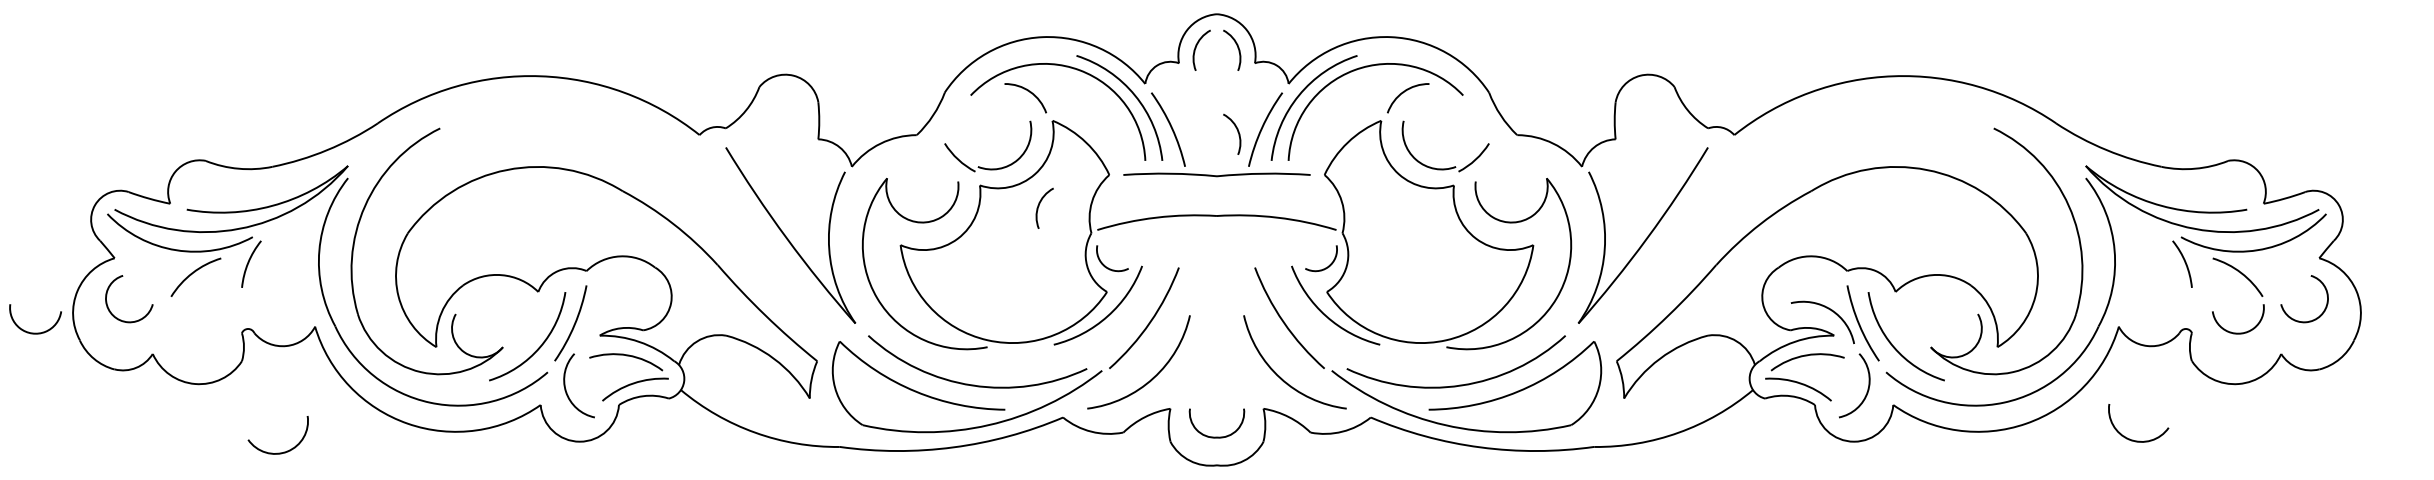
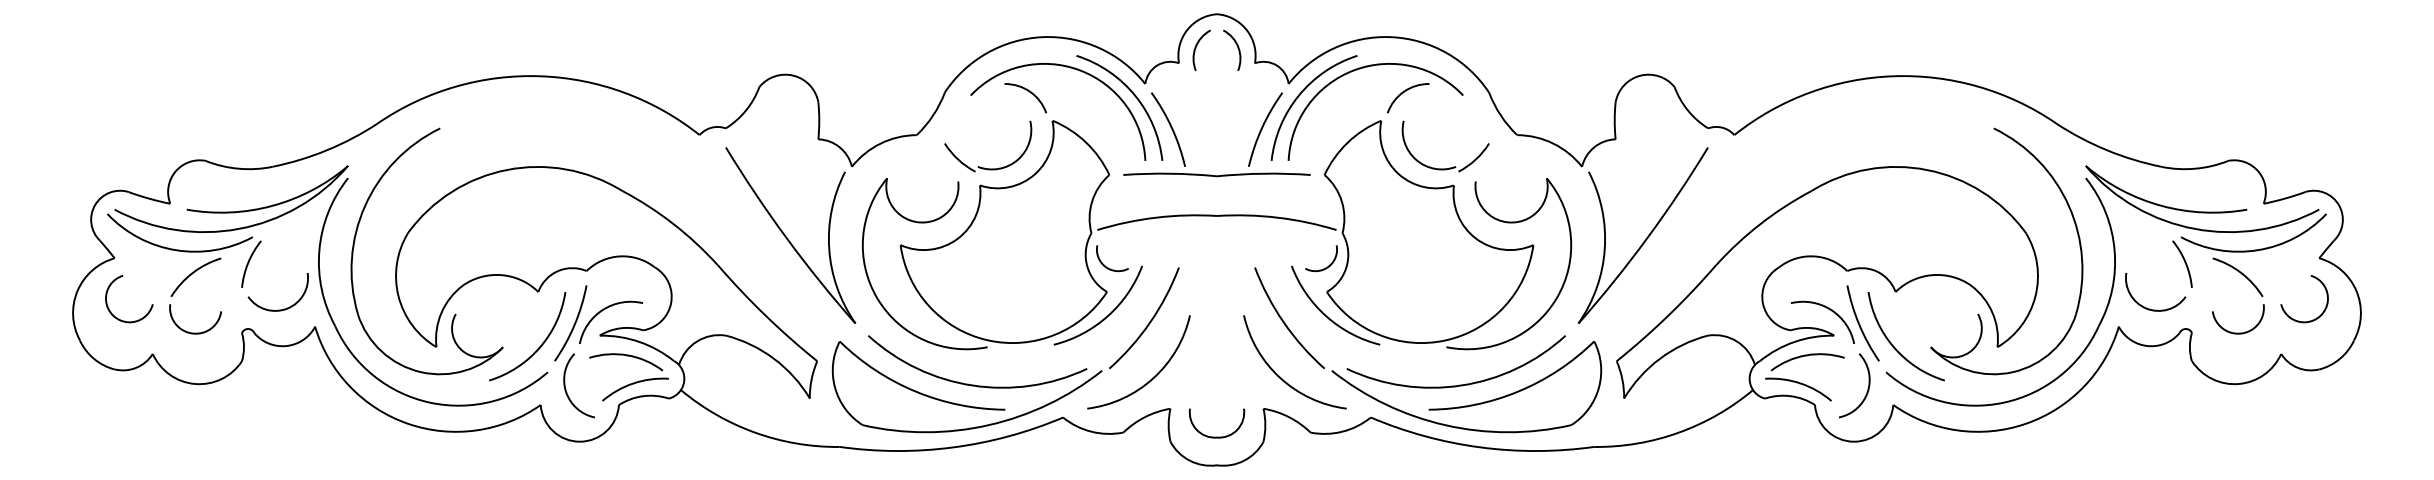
arc: present -> none (1237, 132)
arc: present -> none (1039, 206)
arc: none -> present (604, 310)
arc position: (35, 332) -> (195, 332) (195, 332)
arc position: (2133, 439) -> (2150, 308) (2150, 308)
arc position: (277, 452) -> (277, 309) (277, 309)
